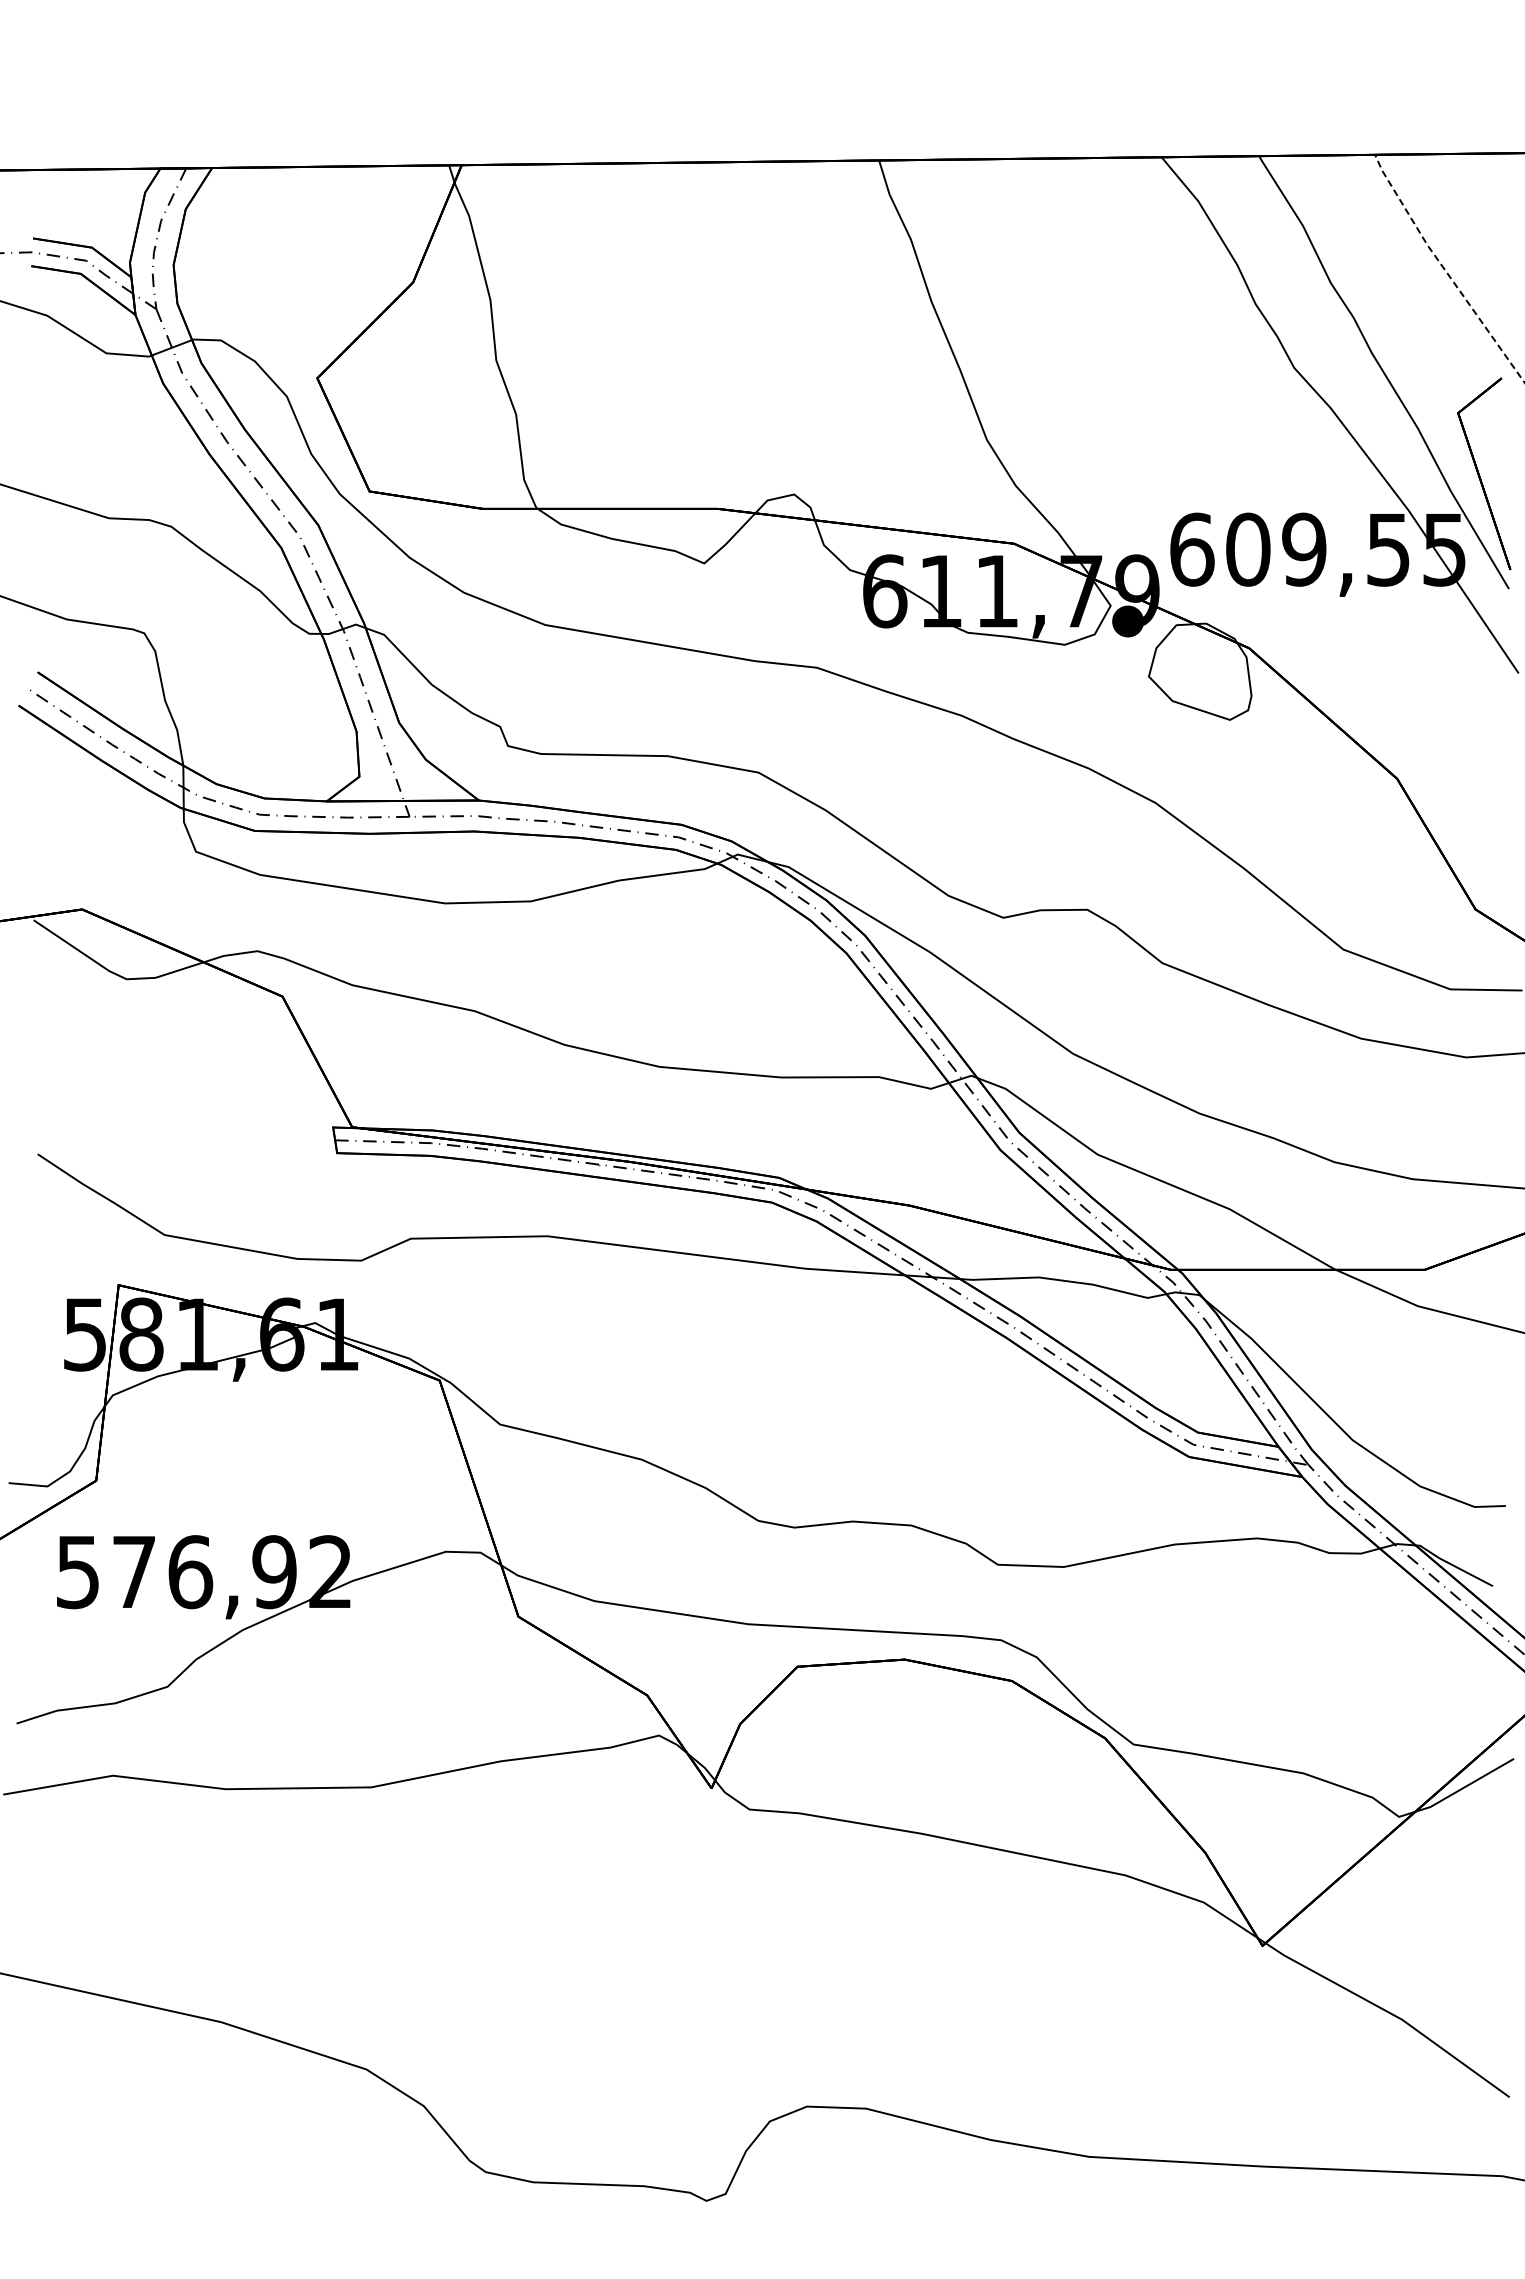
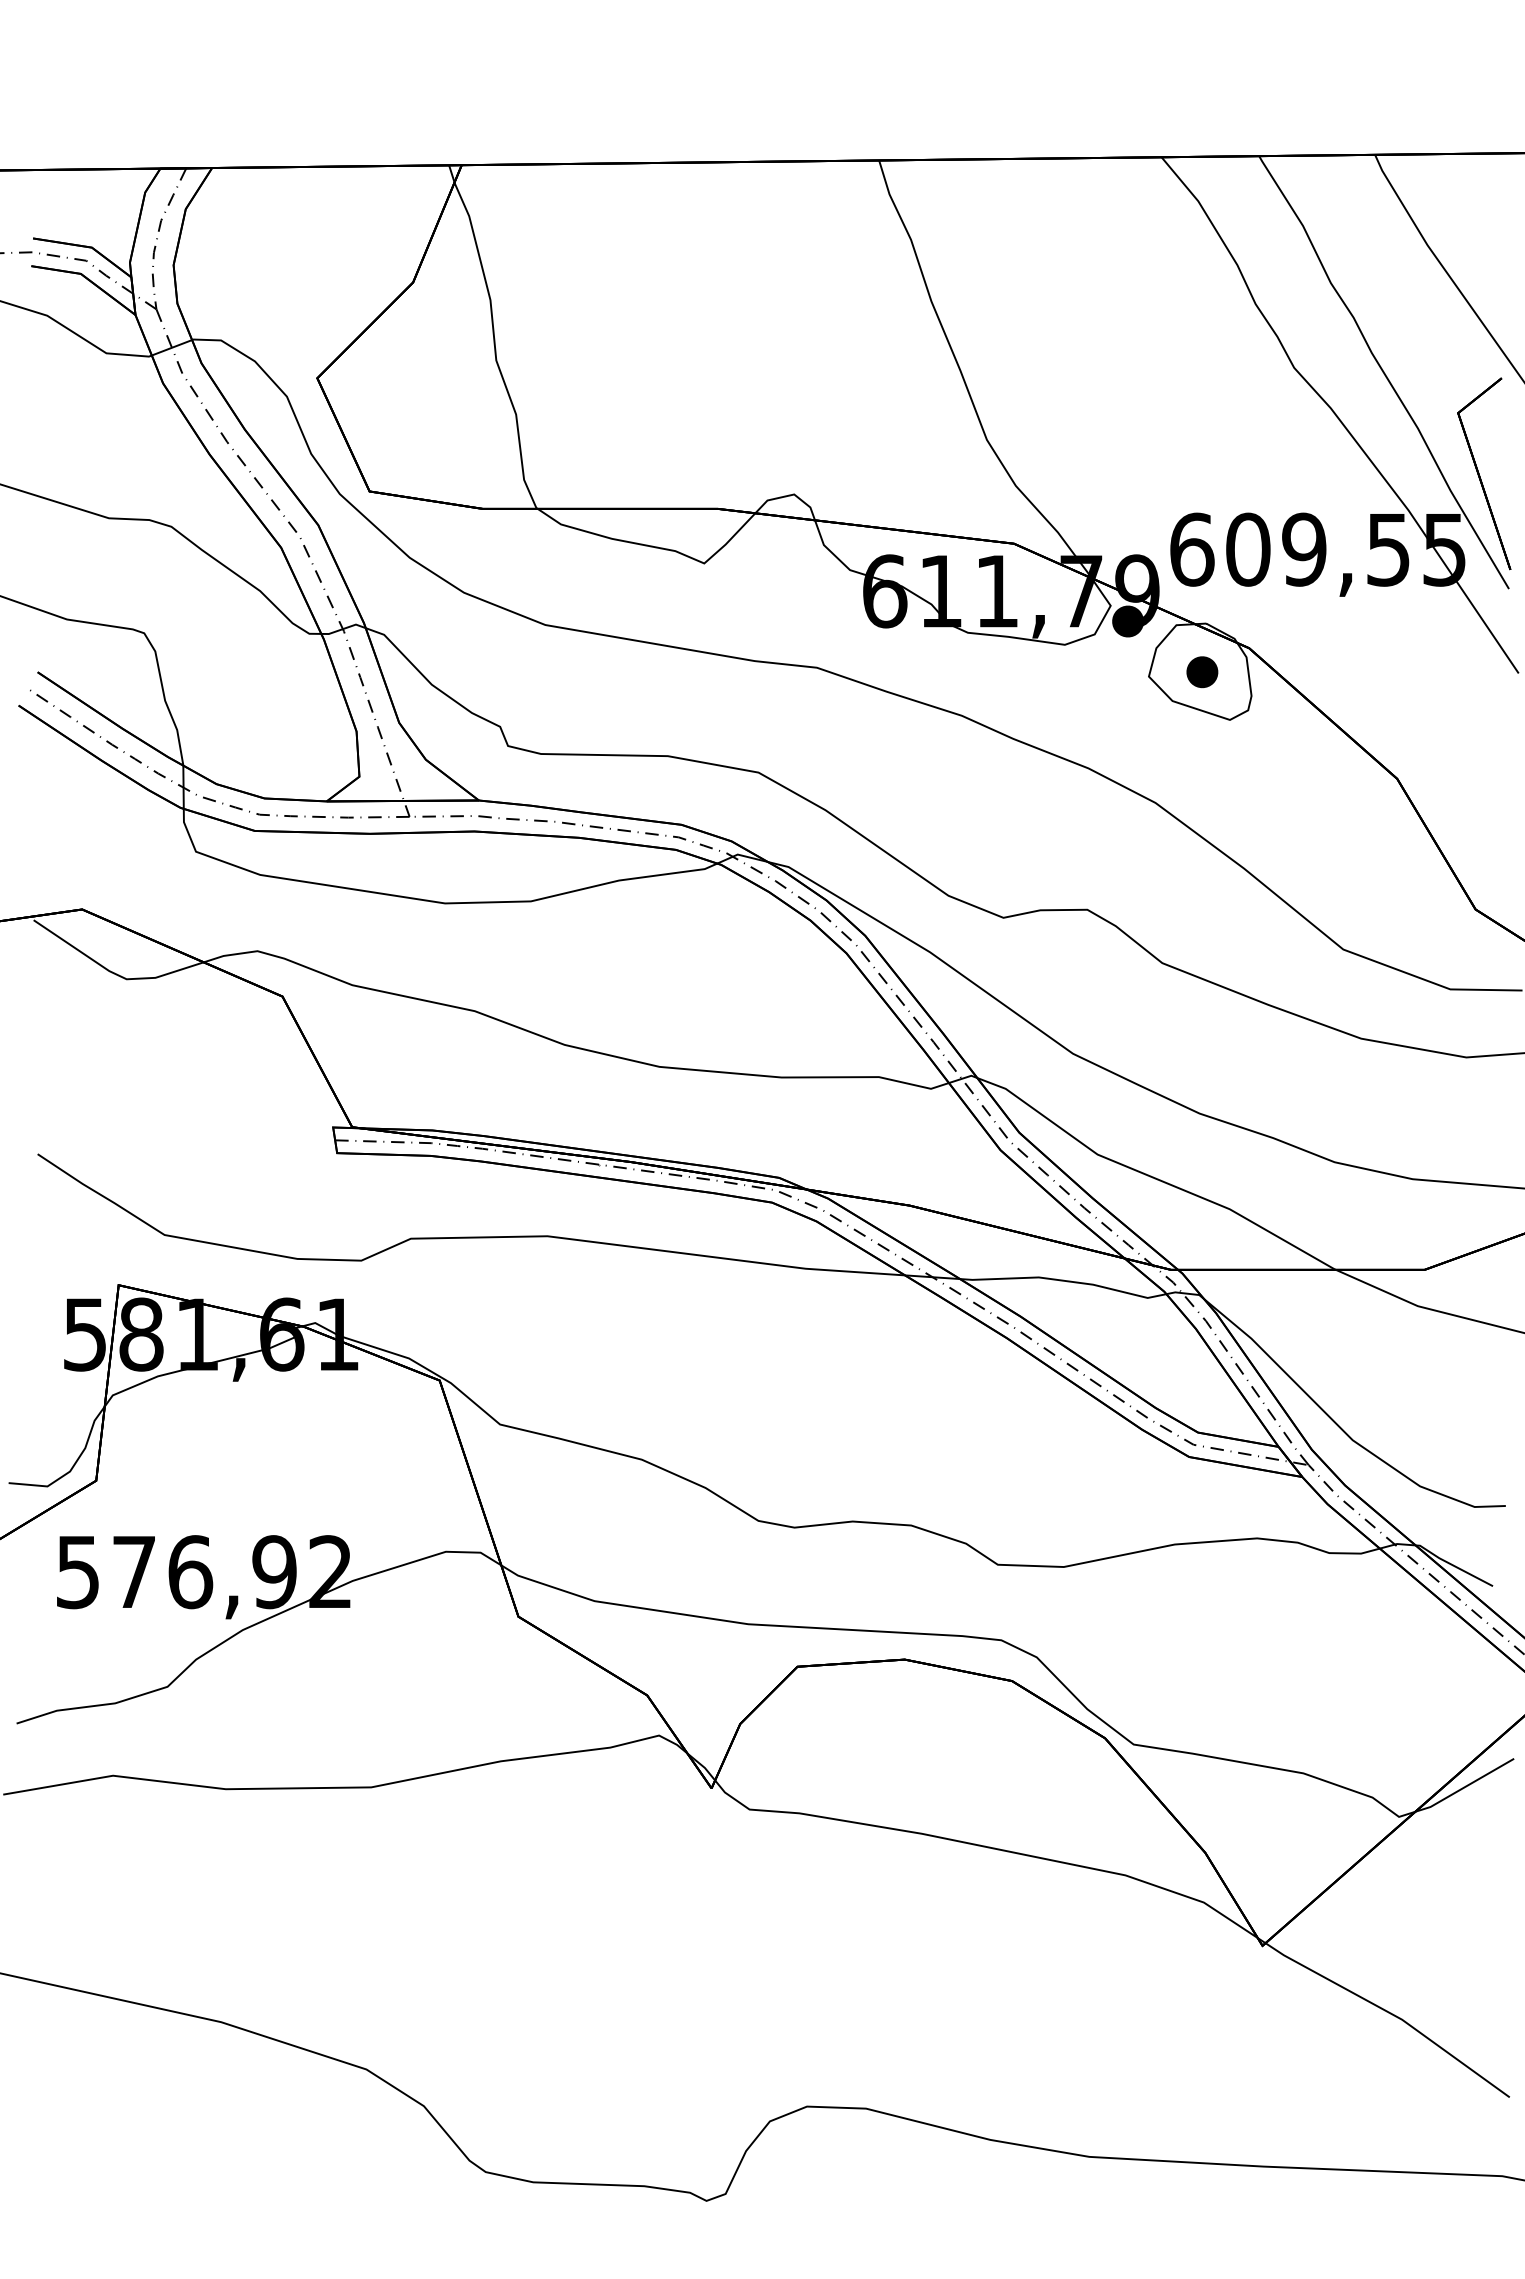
line: dashed -> solid (1444, 269)
part: none -> present (1202, 672)
